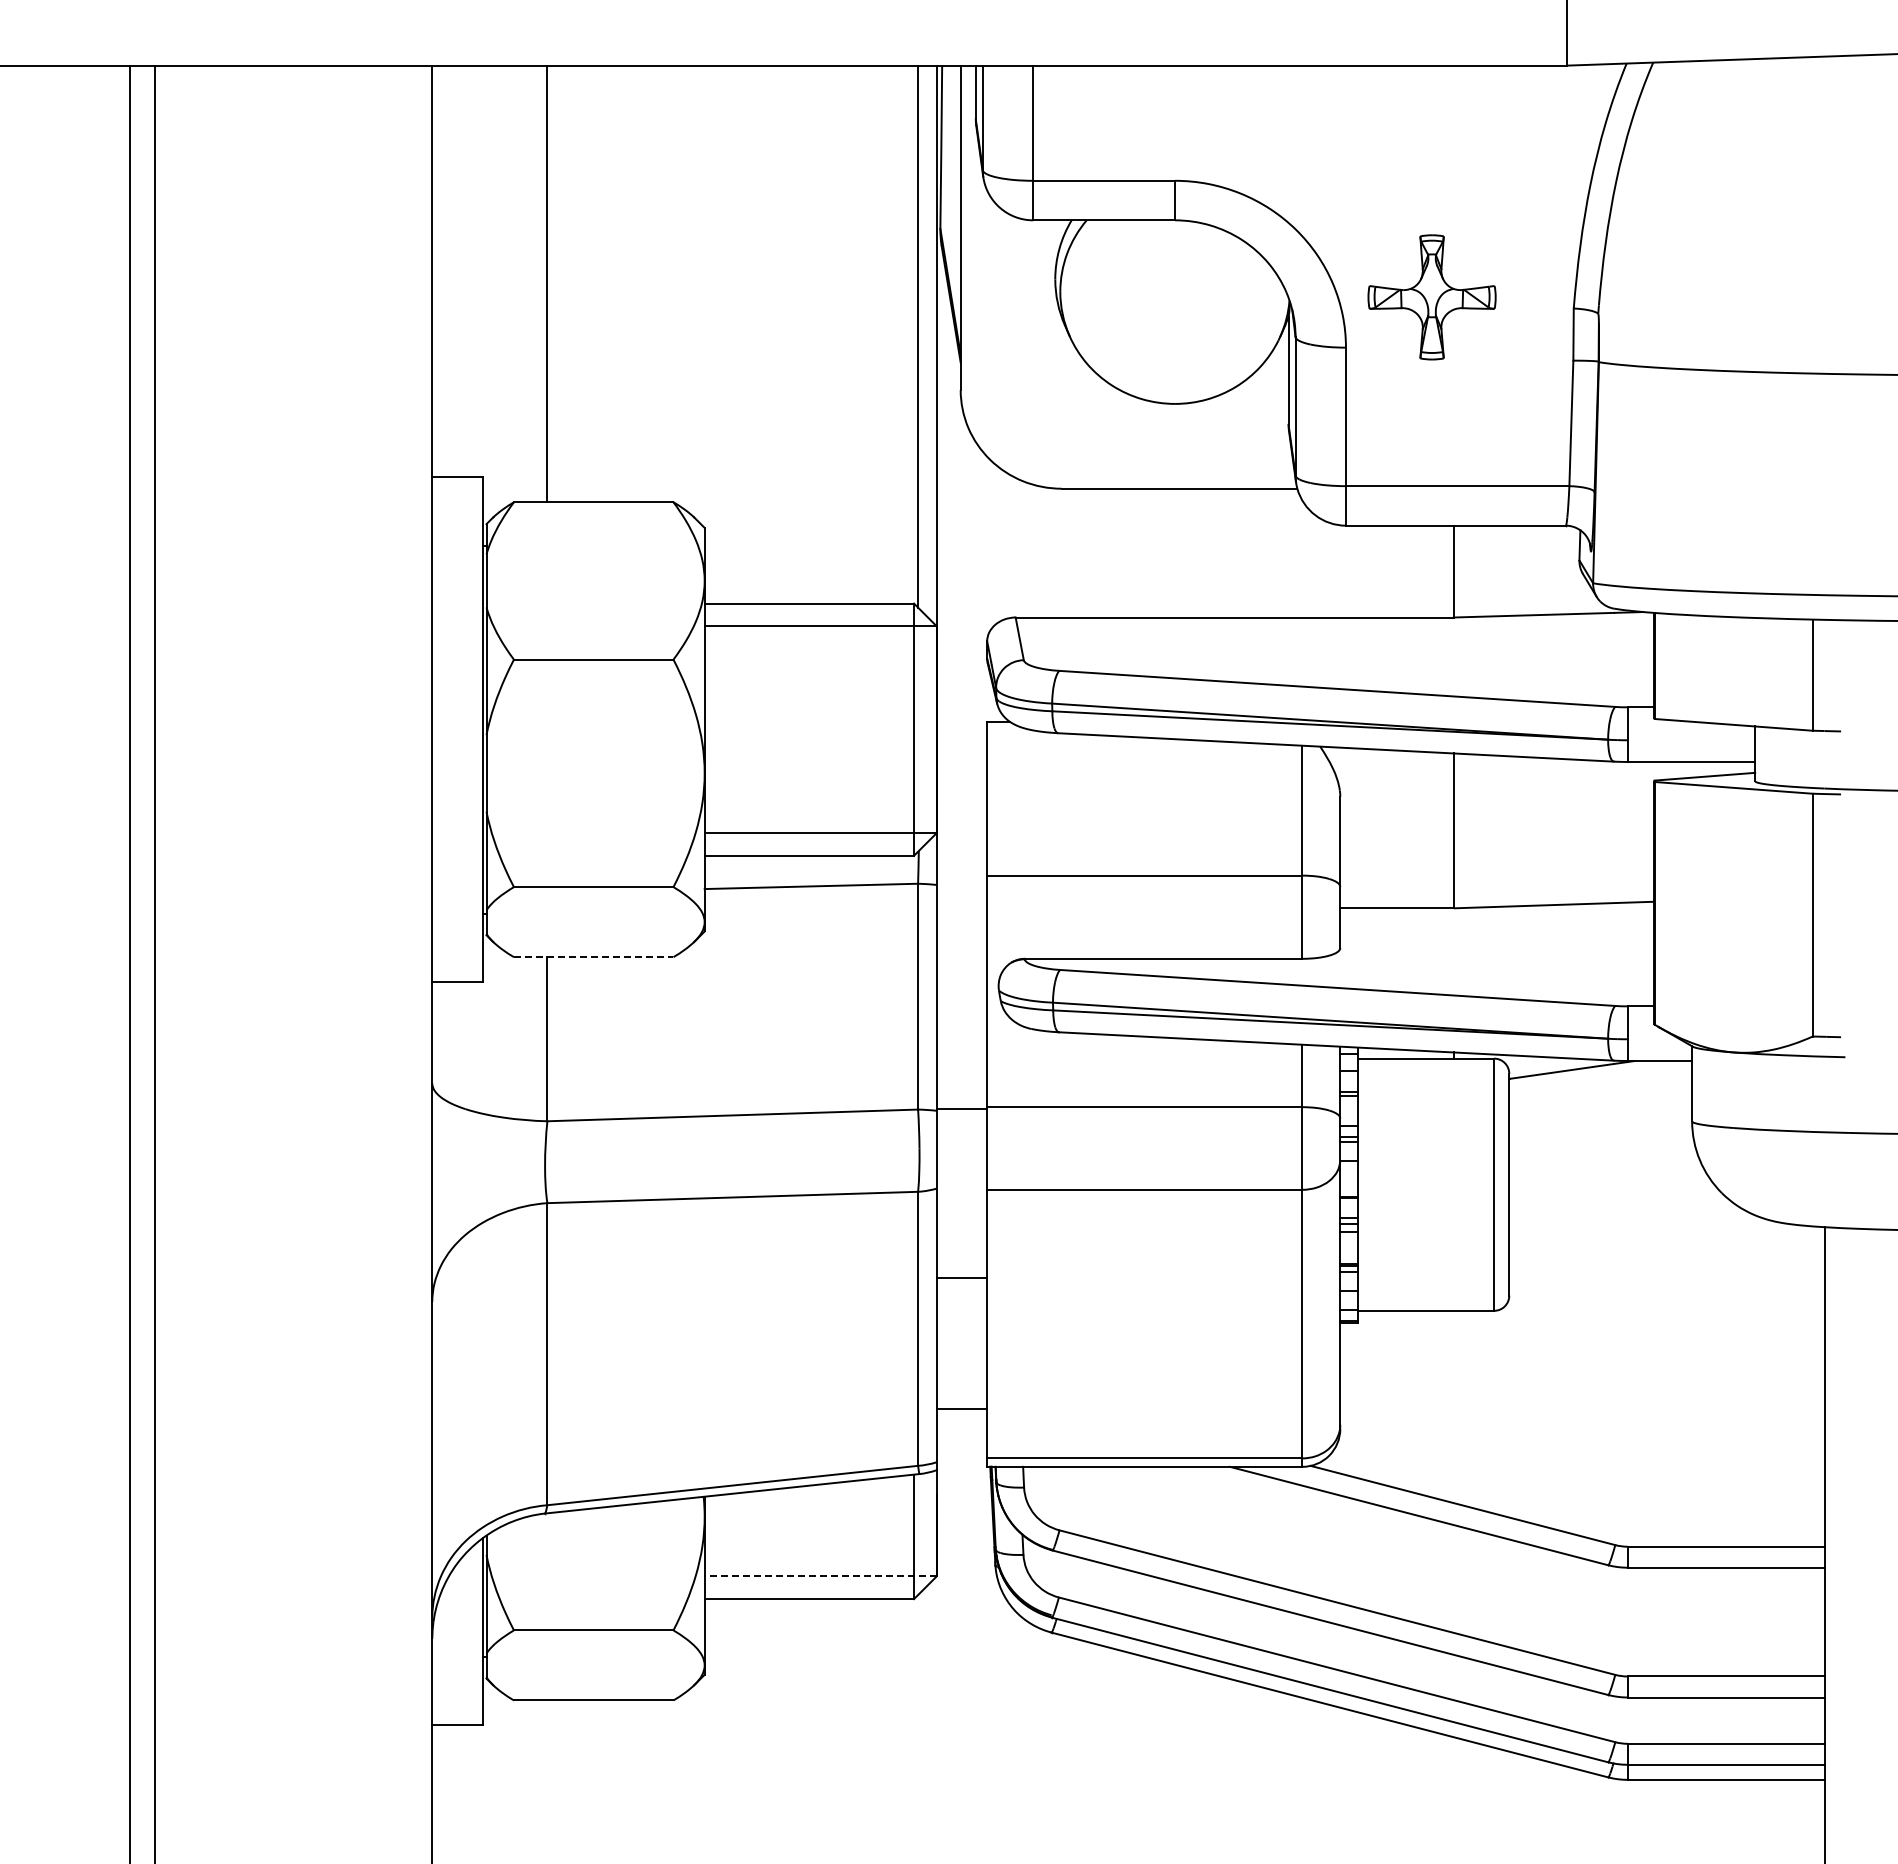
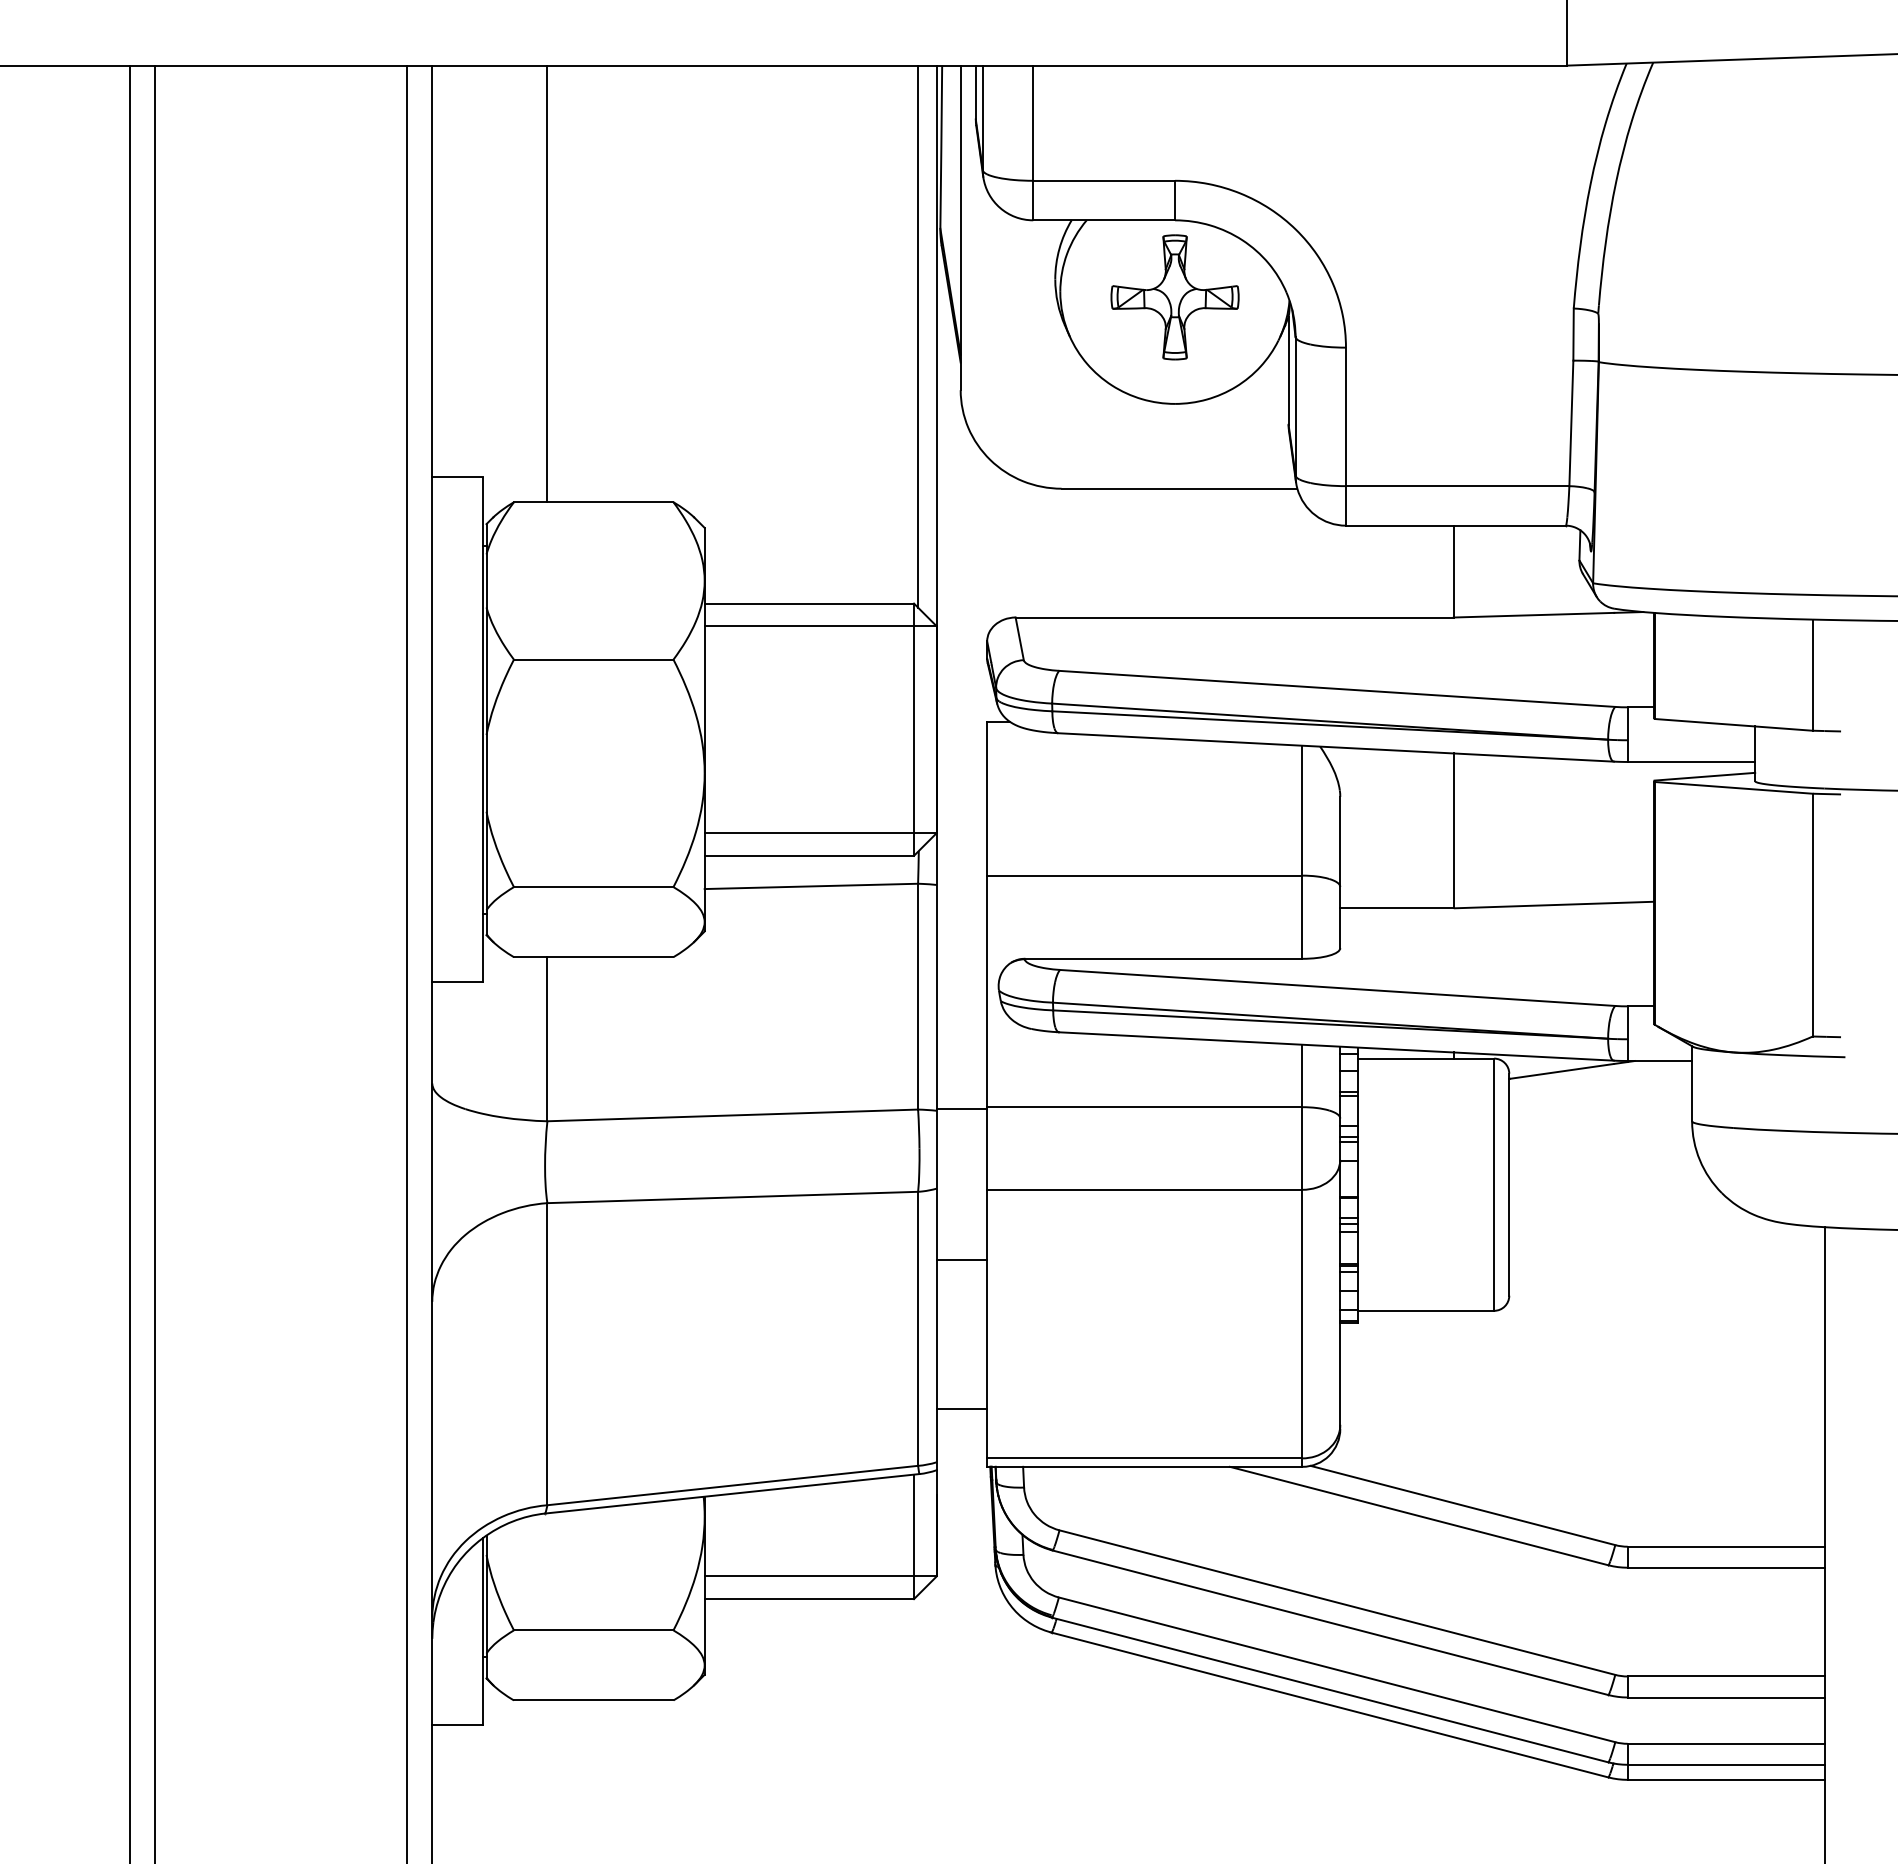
part position: (1431, 297) -> (1174, 297) (1174, 297)
line: dashed -> solid (593, 957)
line: none -> present (407, 962)
line position: (961, 1278) -> (961, 1260) (961, 1260)
line: dashed -> solid (820, 1576)
